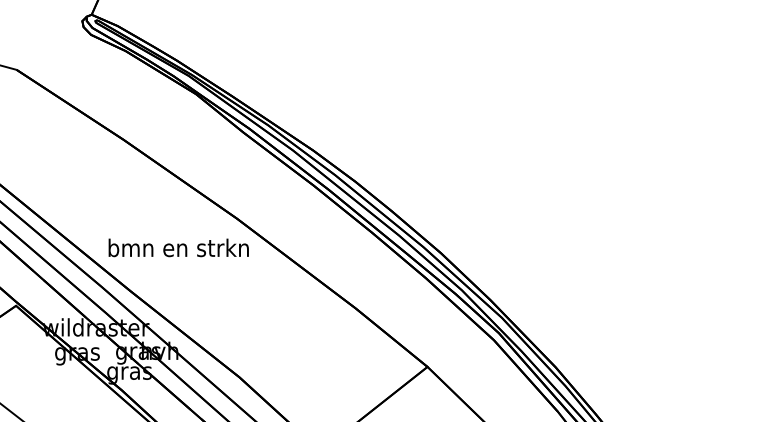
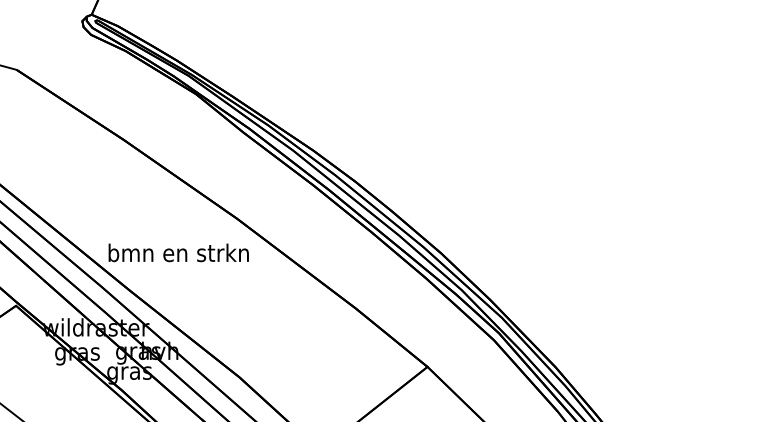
text position: (178, 247) -> (178, 252) (178, 252)
